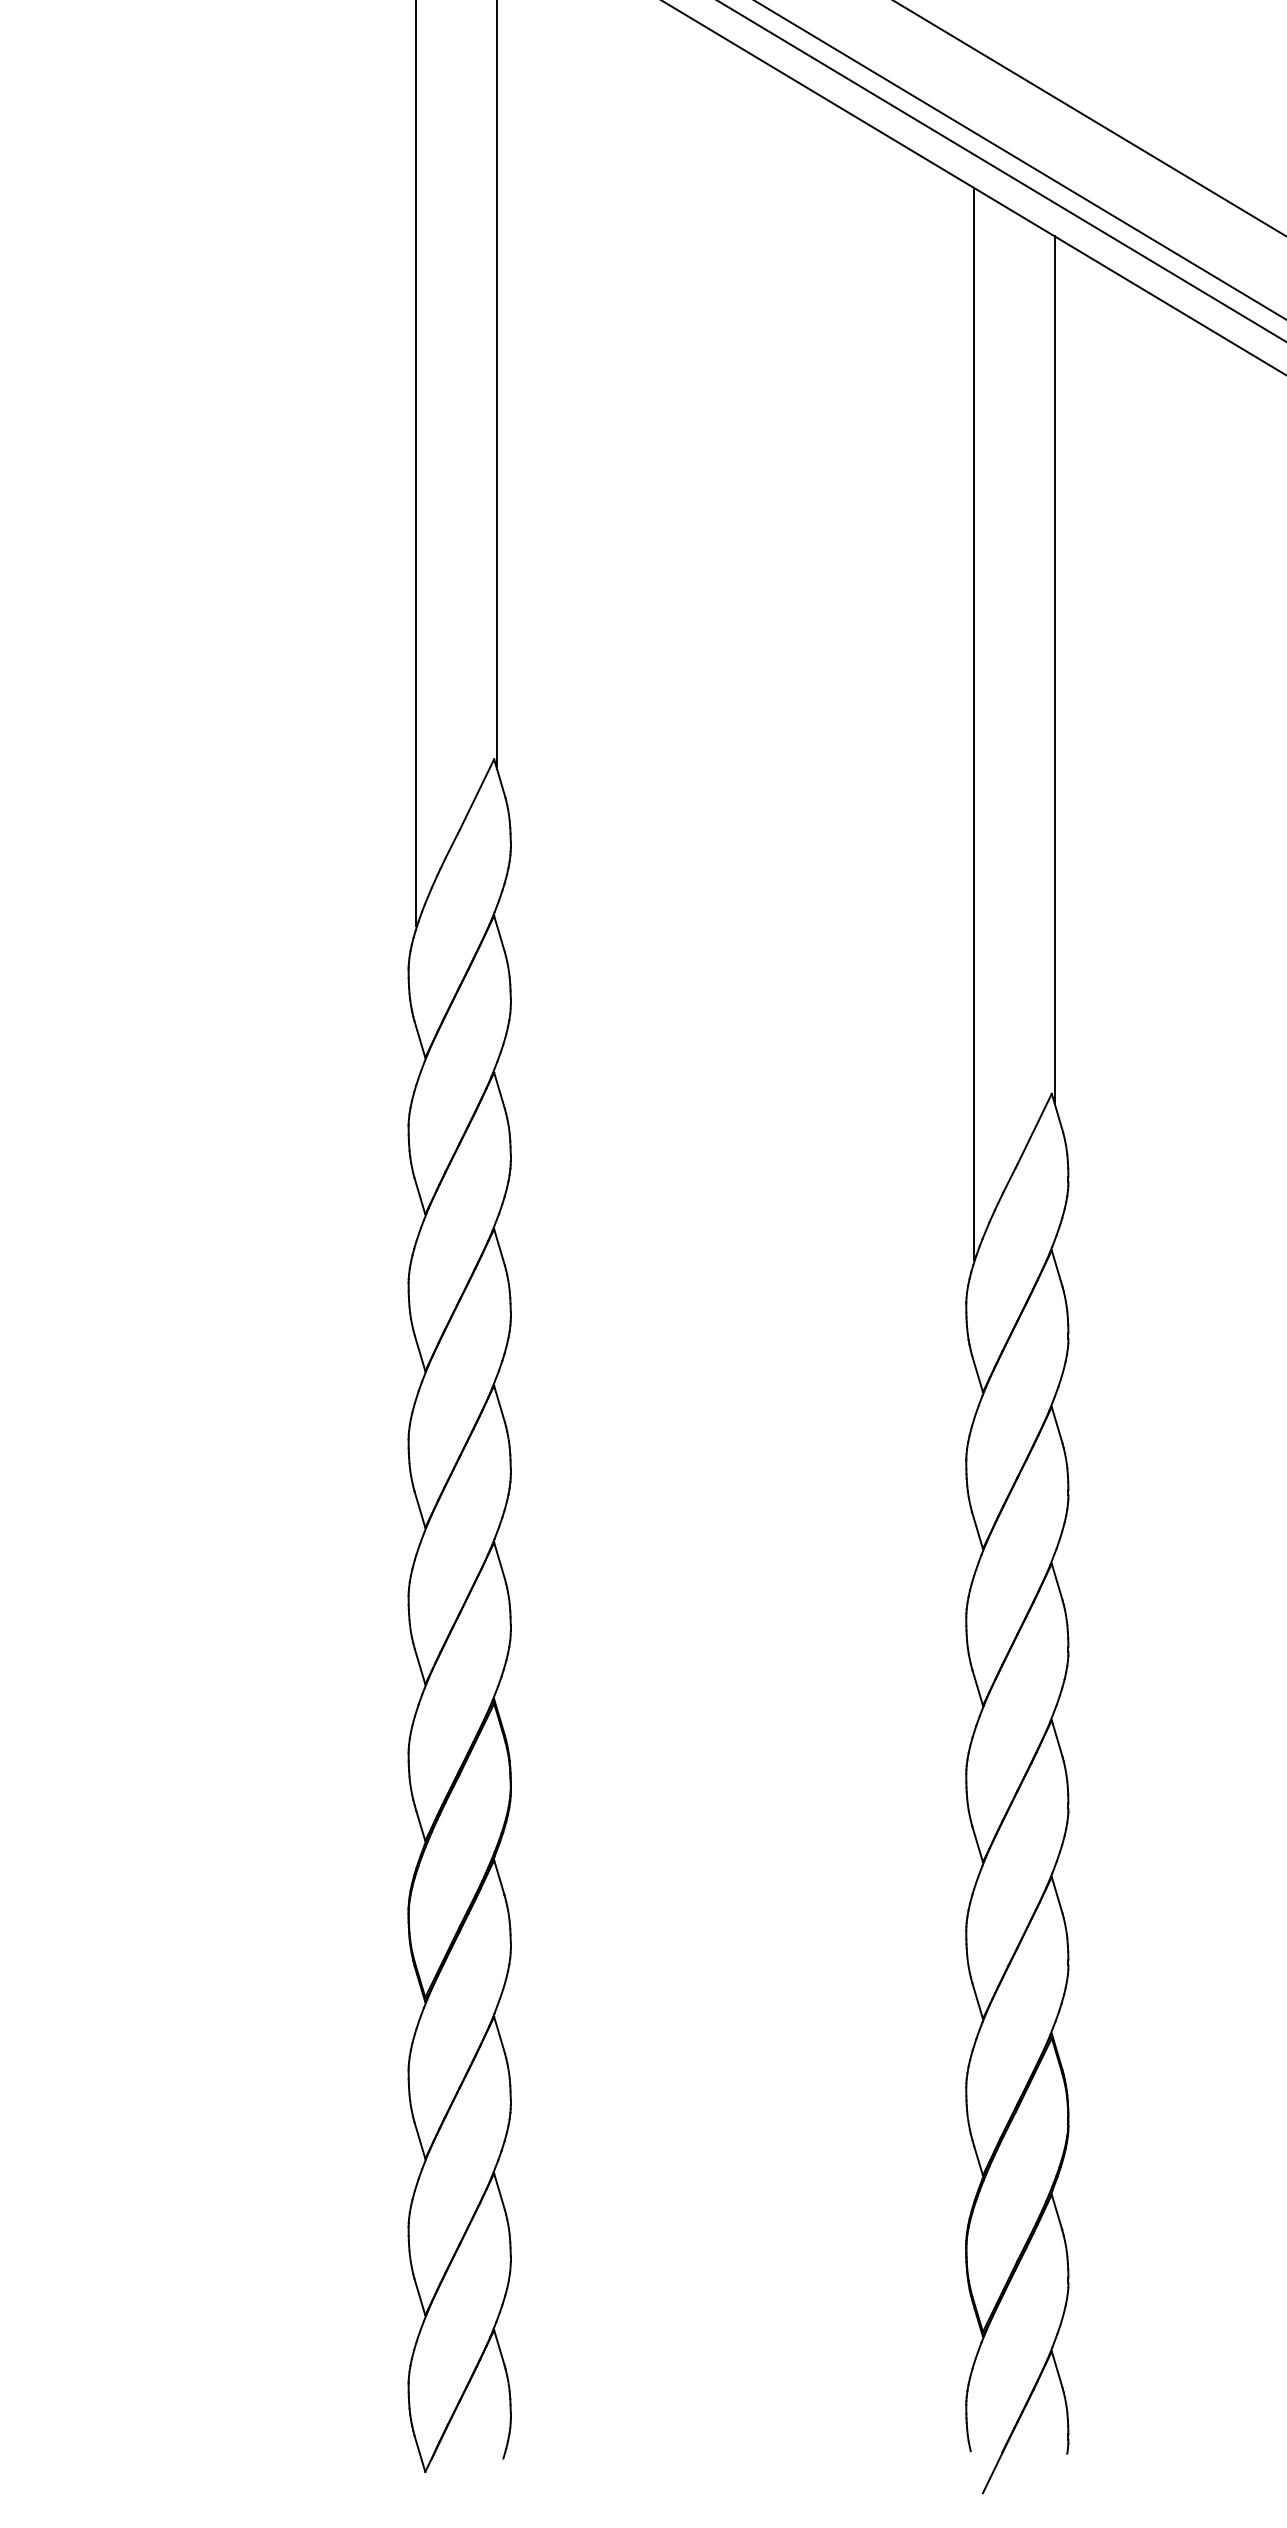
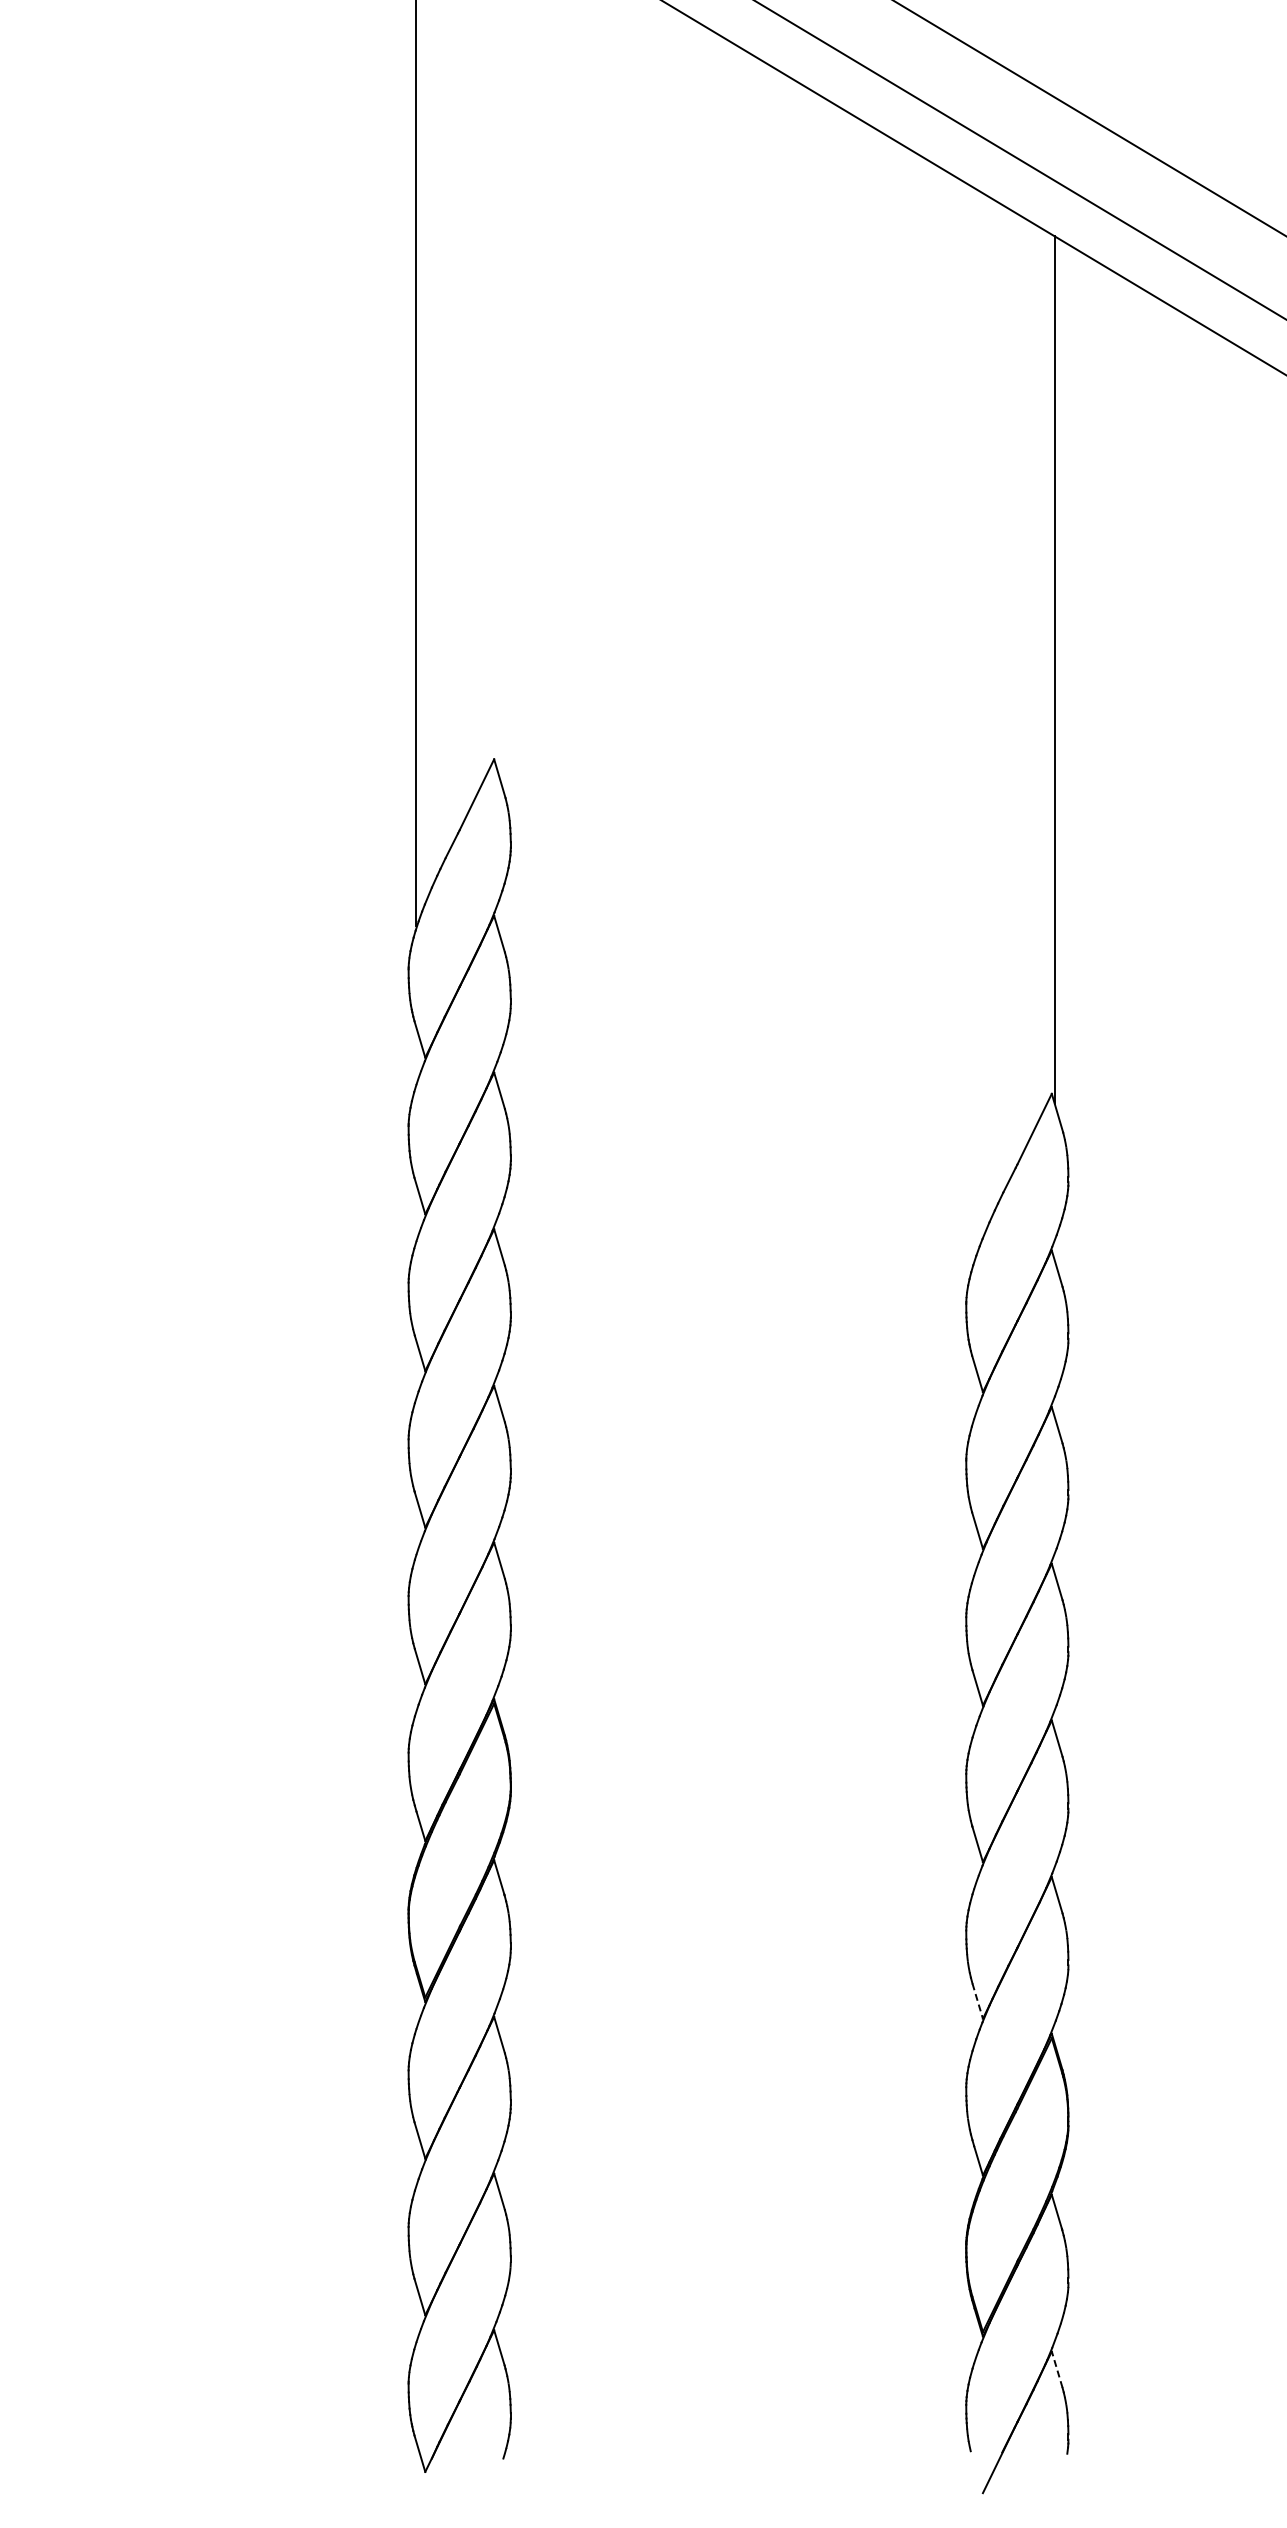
line: present -> none (1001, 171)
line: present -> none (497, 385)
line: present -> none (973, 723)
line: solid -> dashed (977, 2001)
line: solid -> dashed (1057, 2369)
